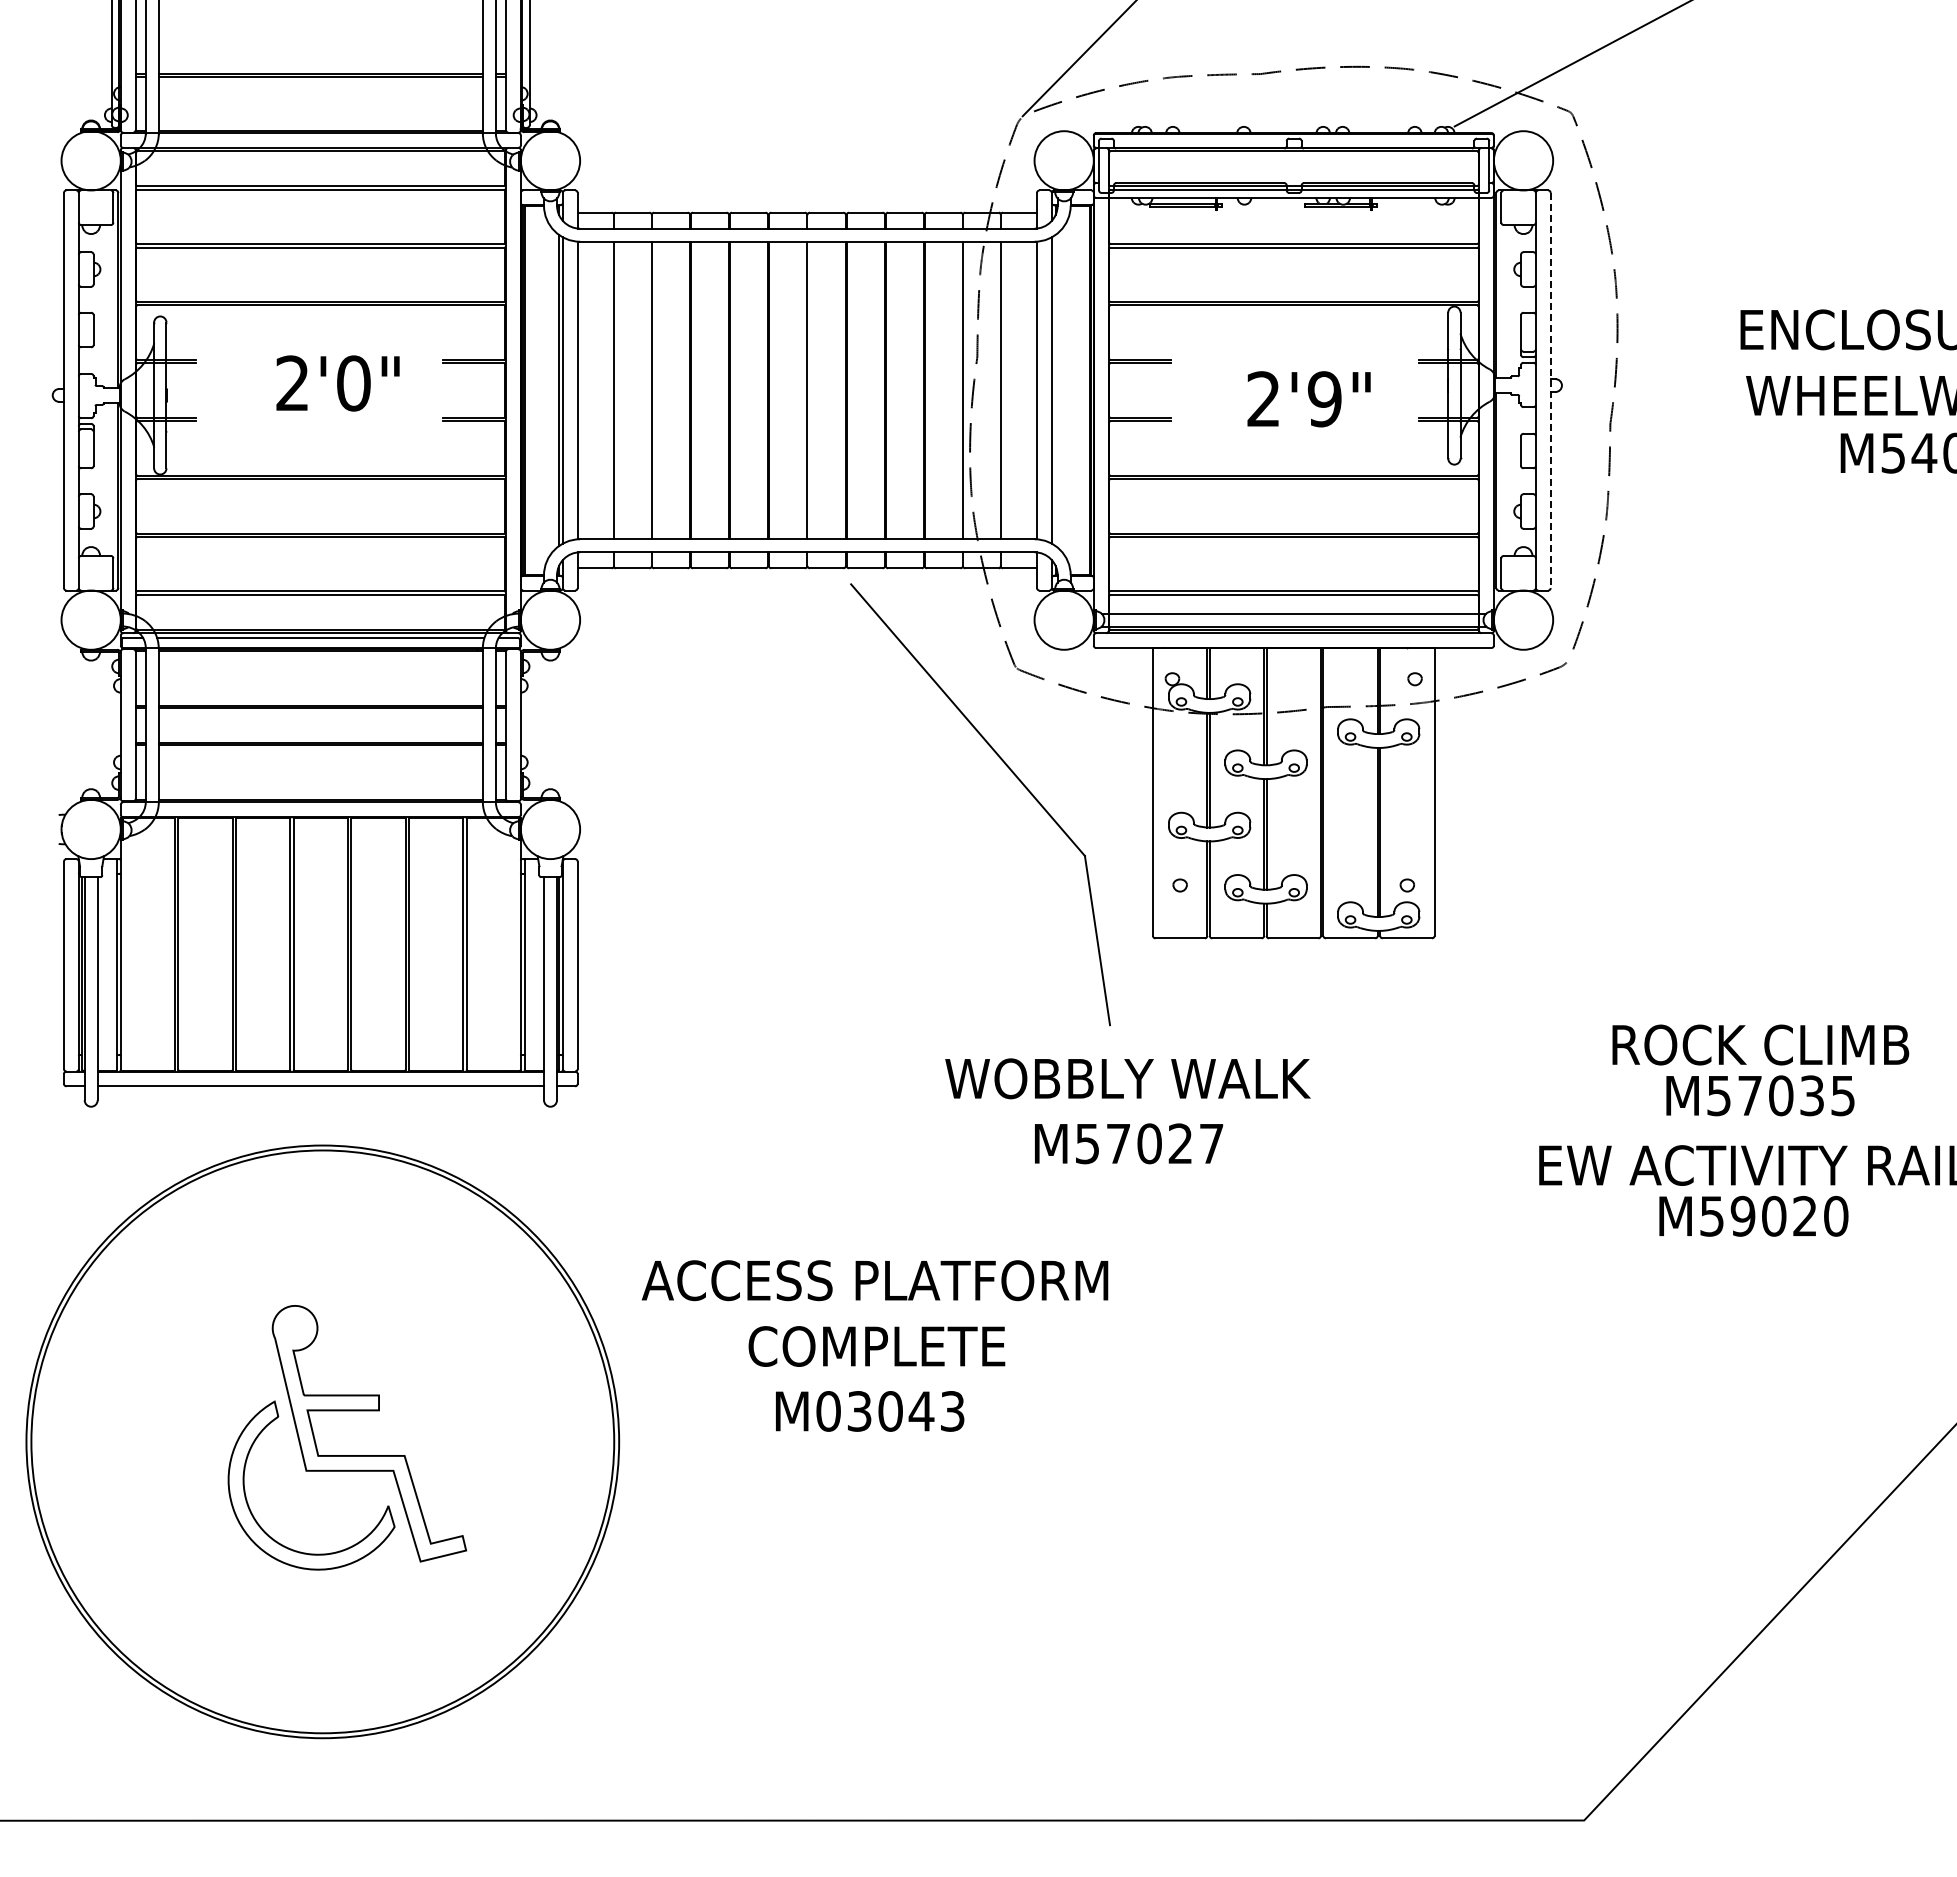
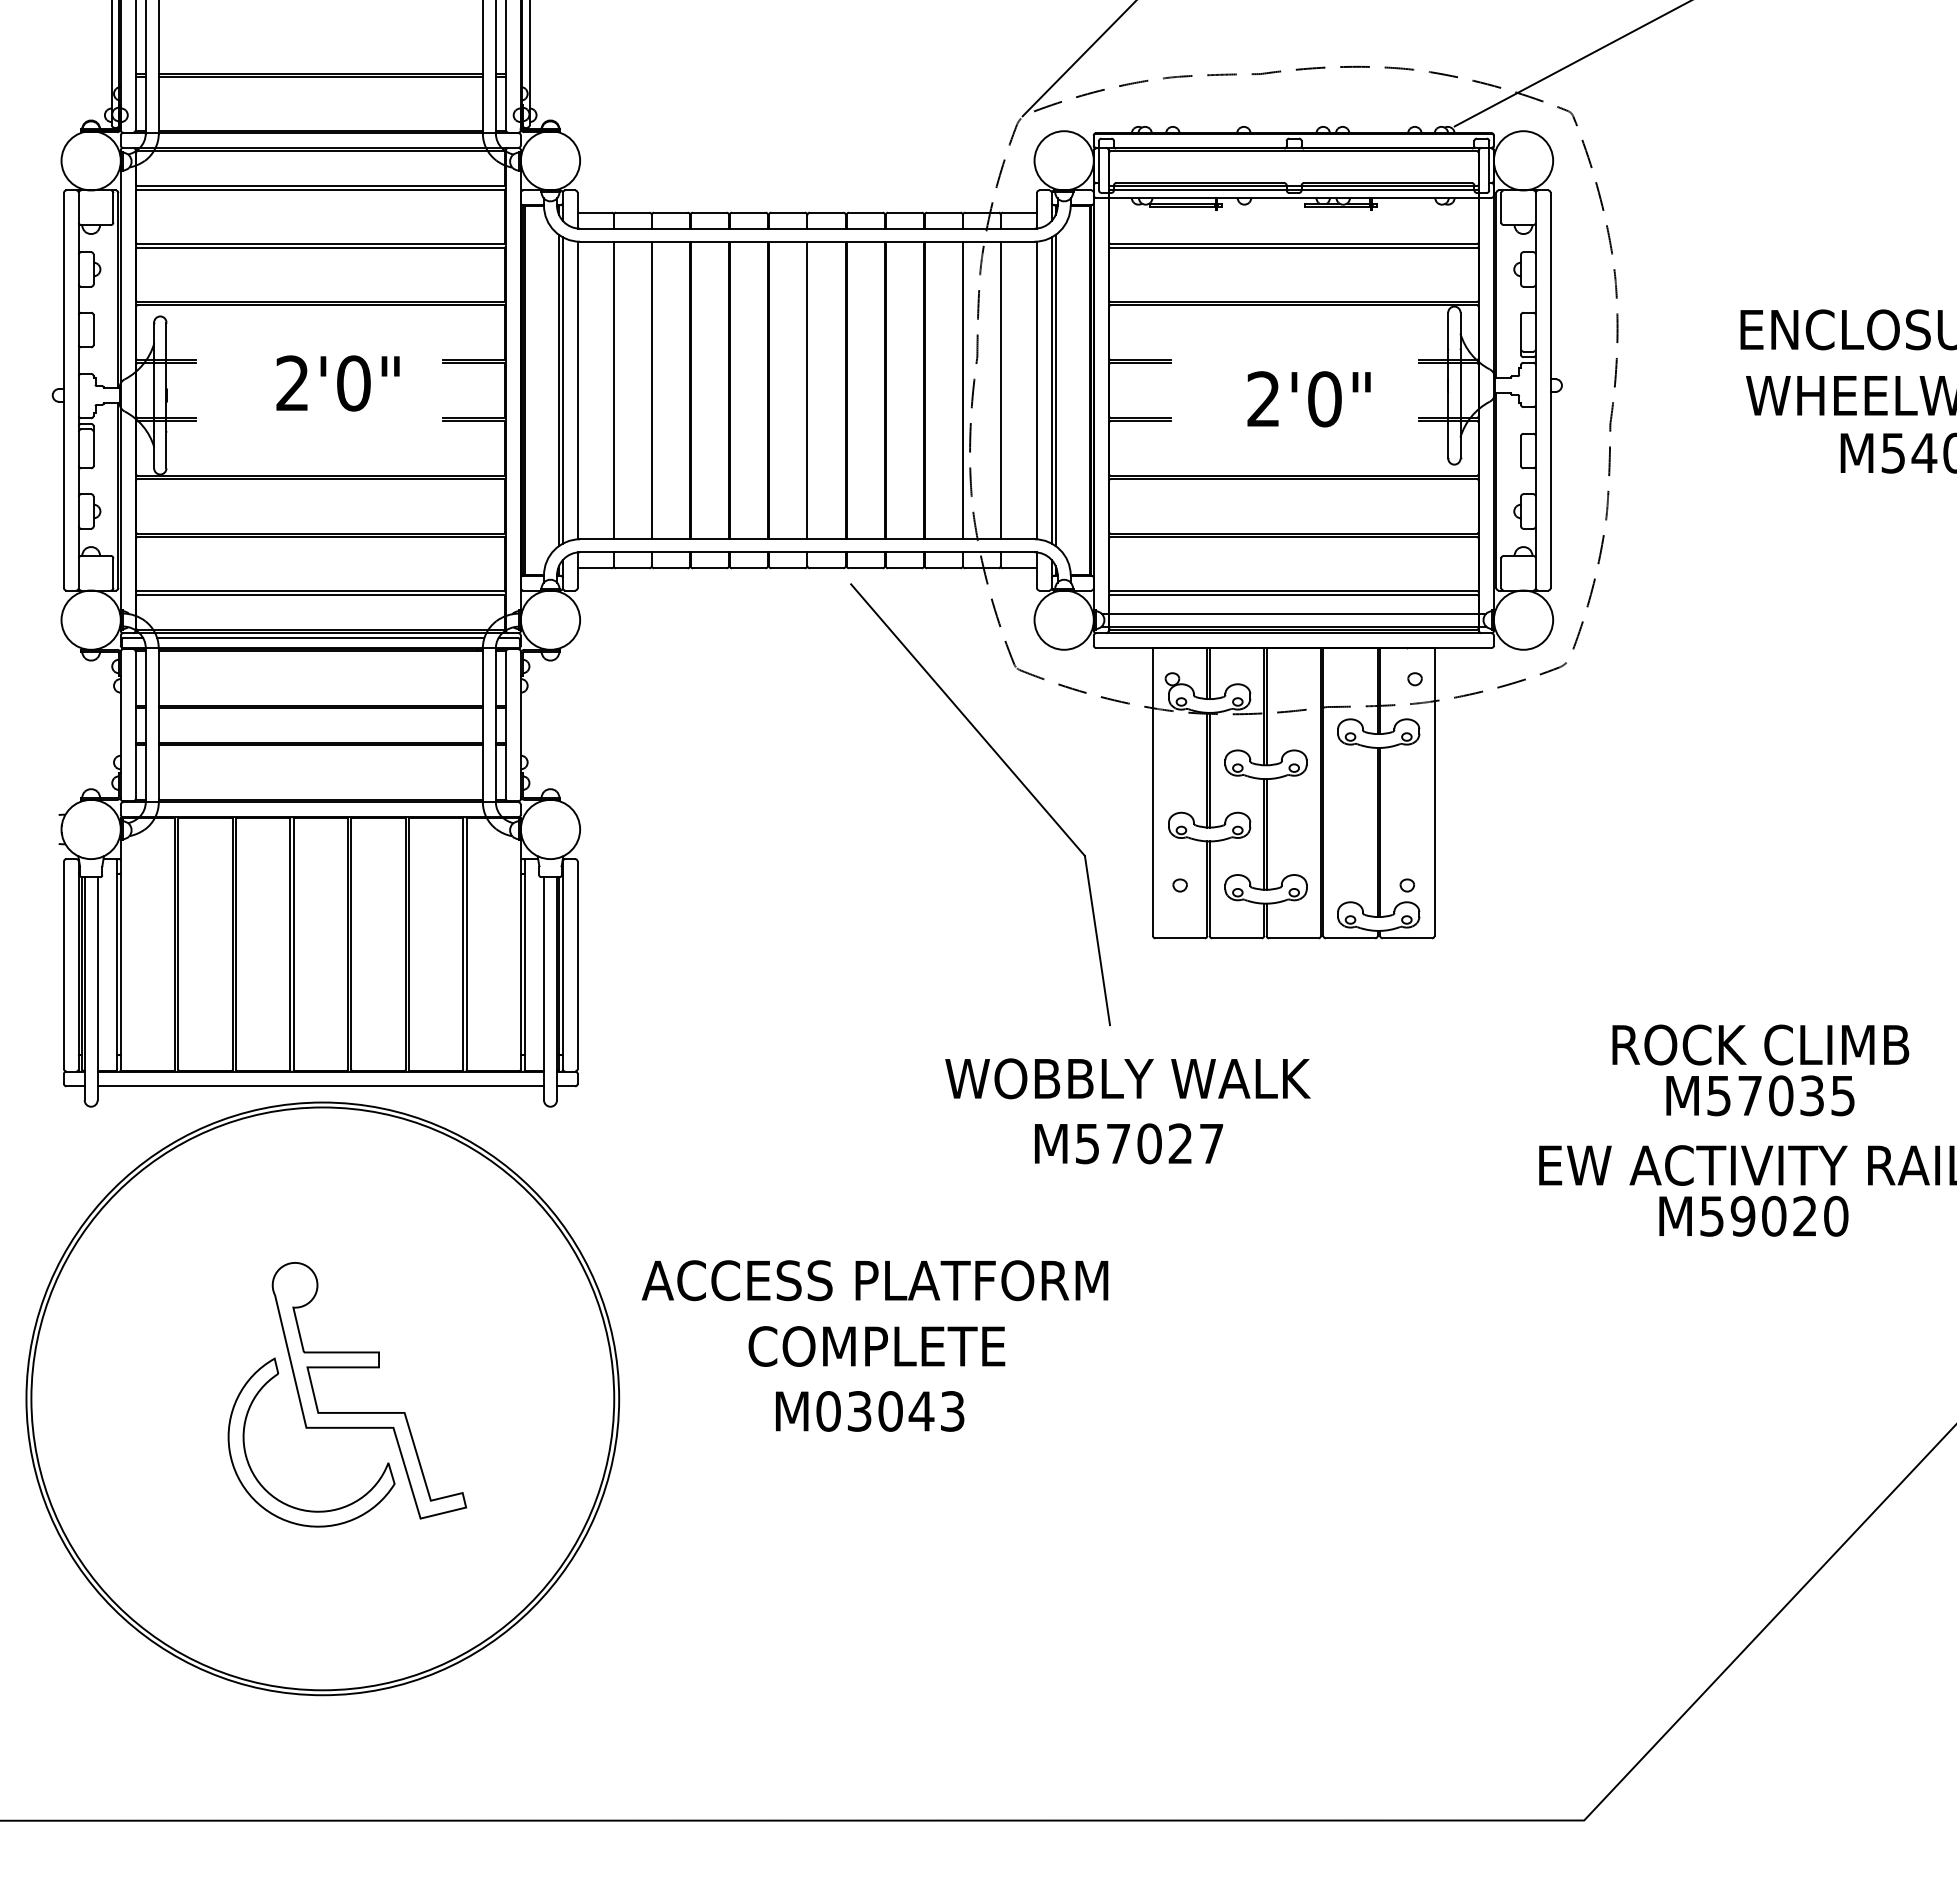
line: none -> present (1055, 390)
line: dashed -> solid (1550, 390)
text: 2'9" -> 2'0" (1324, 399)
part position: (322, 1441) -> (322, 1398) (322, 1398)
